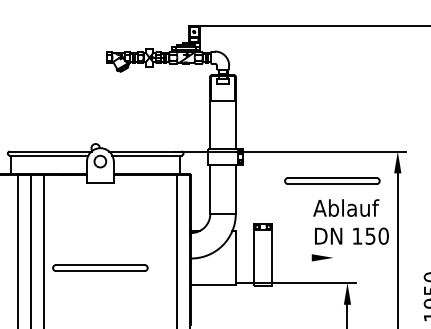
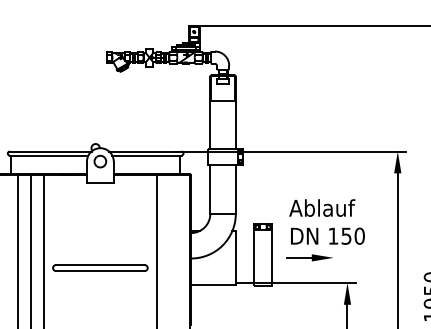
part: present -> none (332, 180)
text position: (350, 221) -> (326, 221) (326, 221)
line position: (176, 249) -> (156, 249) (156, 249)
line: none -> present (298, 257)
